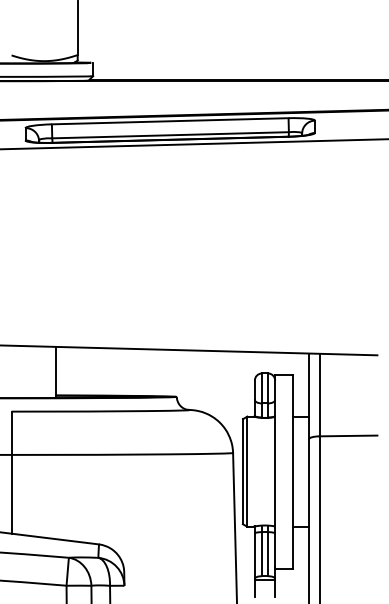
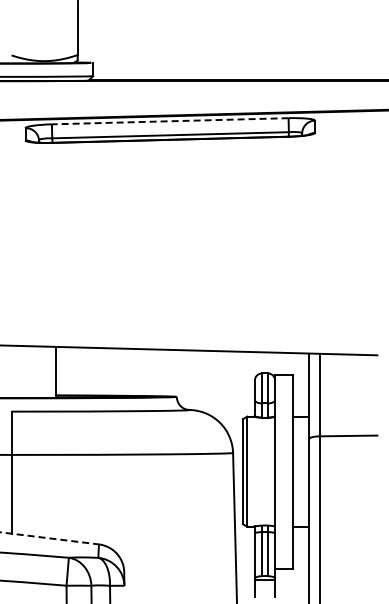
line: solid -> dashed (169, 121)
line: present -> none (193, 144)
line: solid -> dashed (49, 538)
